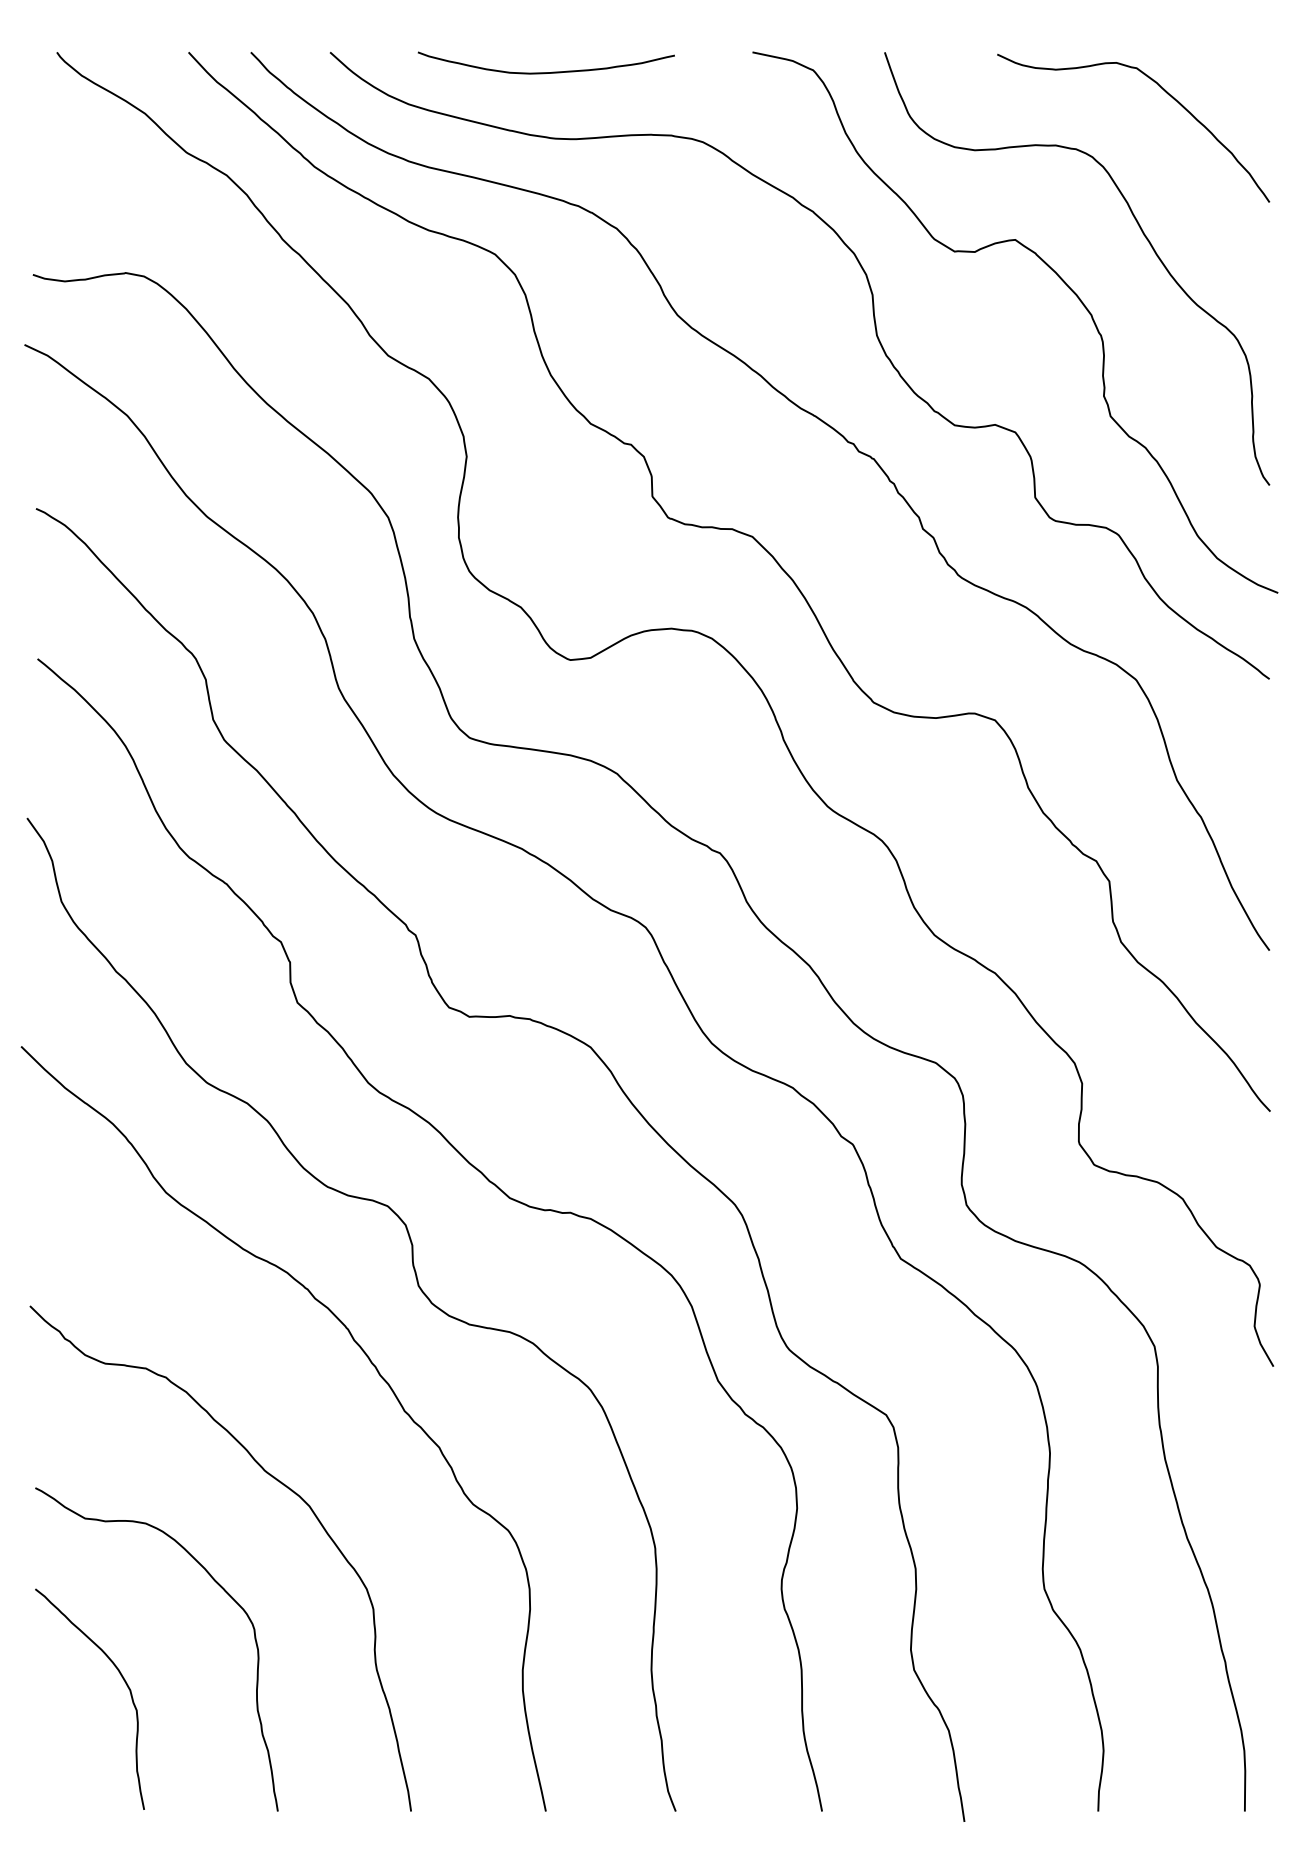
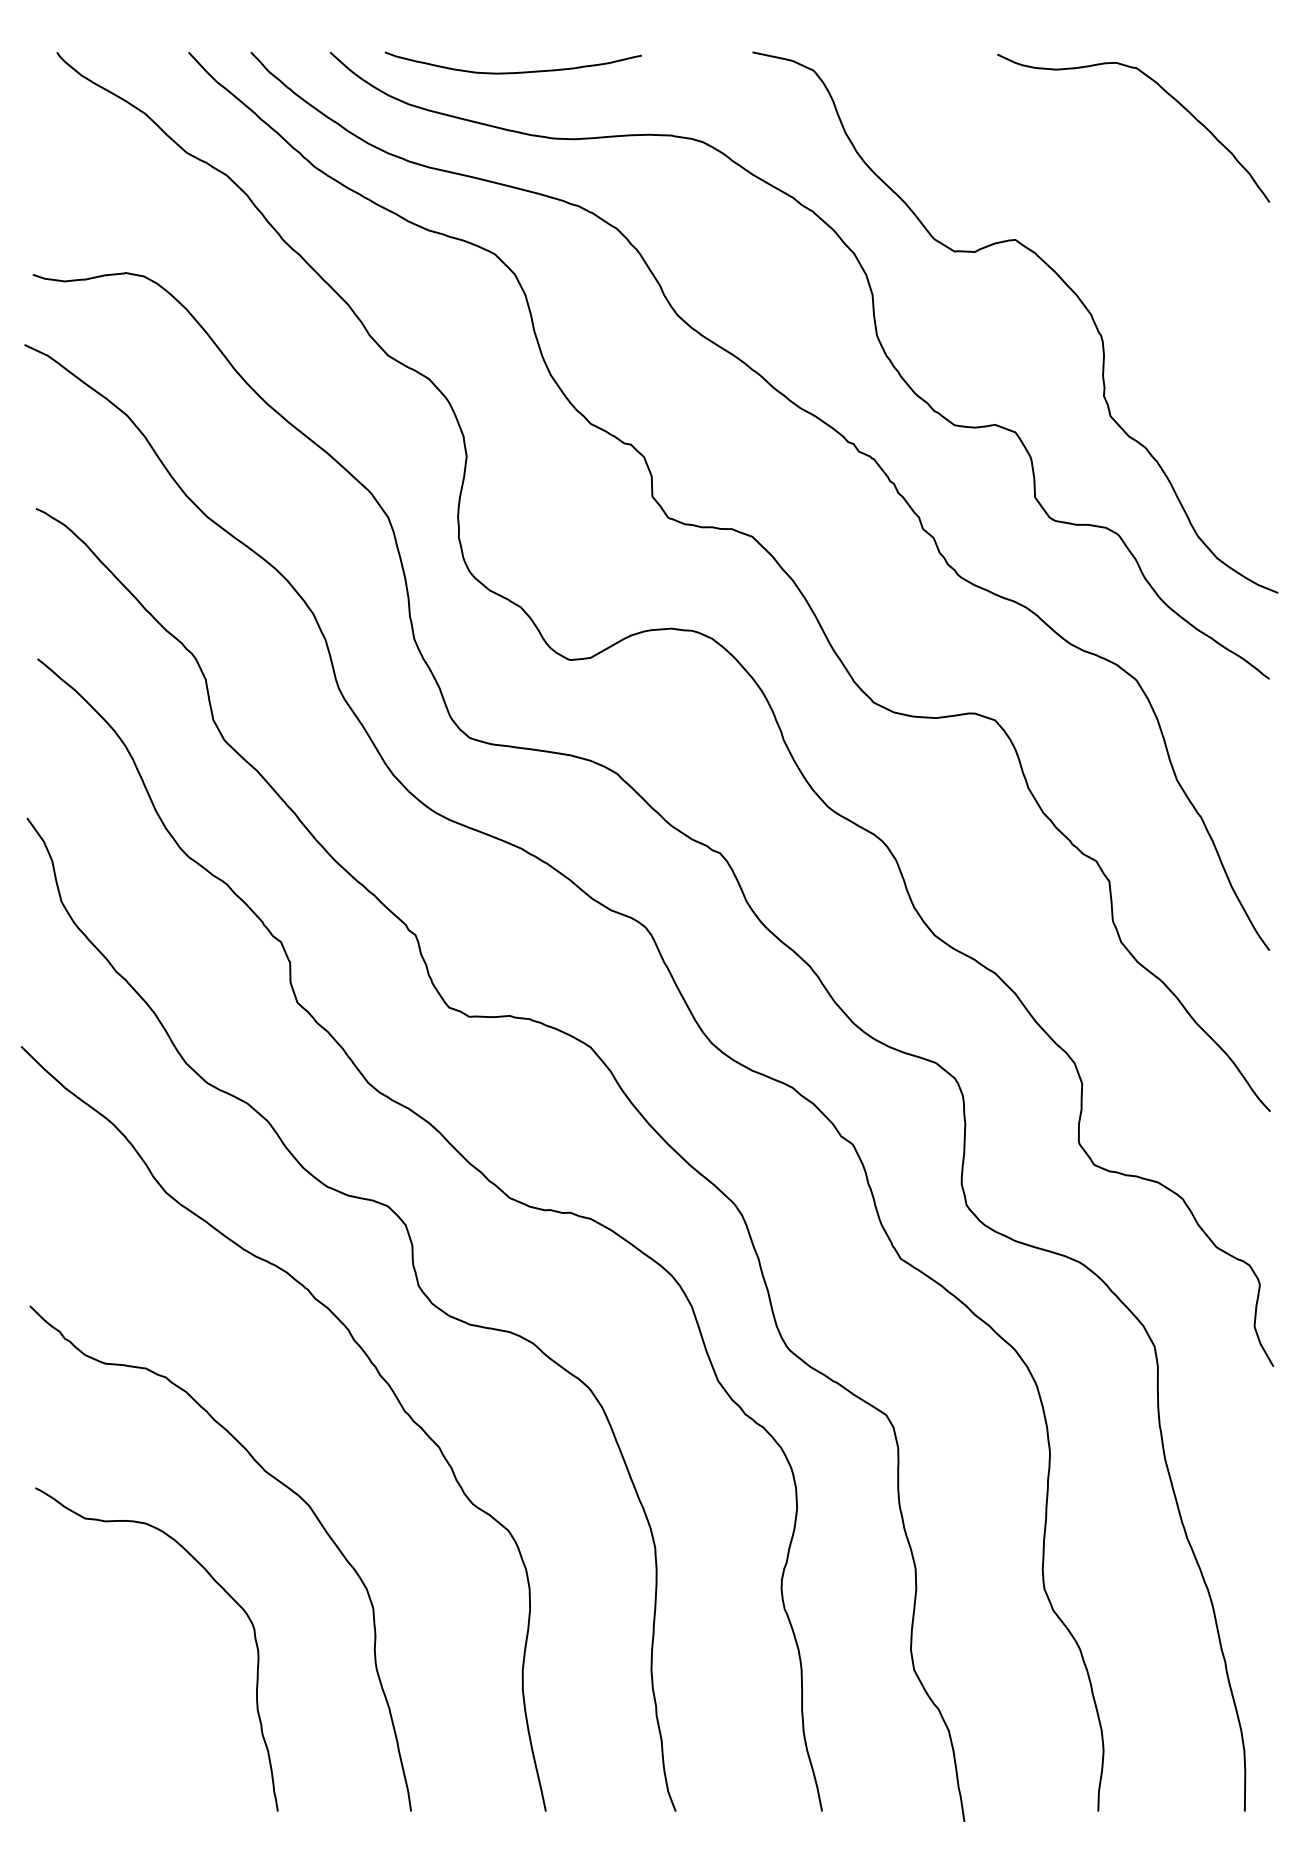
curve position: (545, 72) -> (512, 72) (512, 72)
curve: present -> none (1139, 228)
curve: present -> none (121, 1677)
